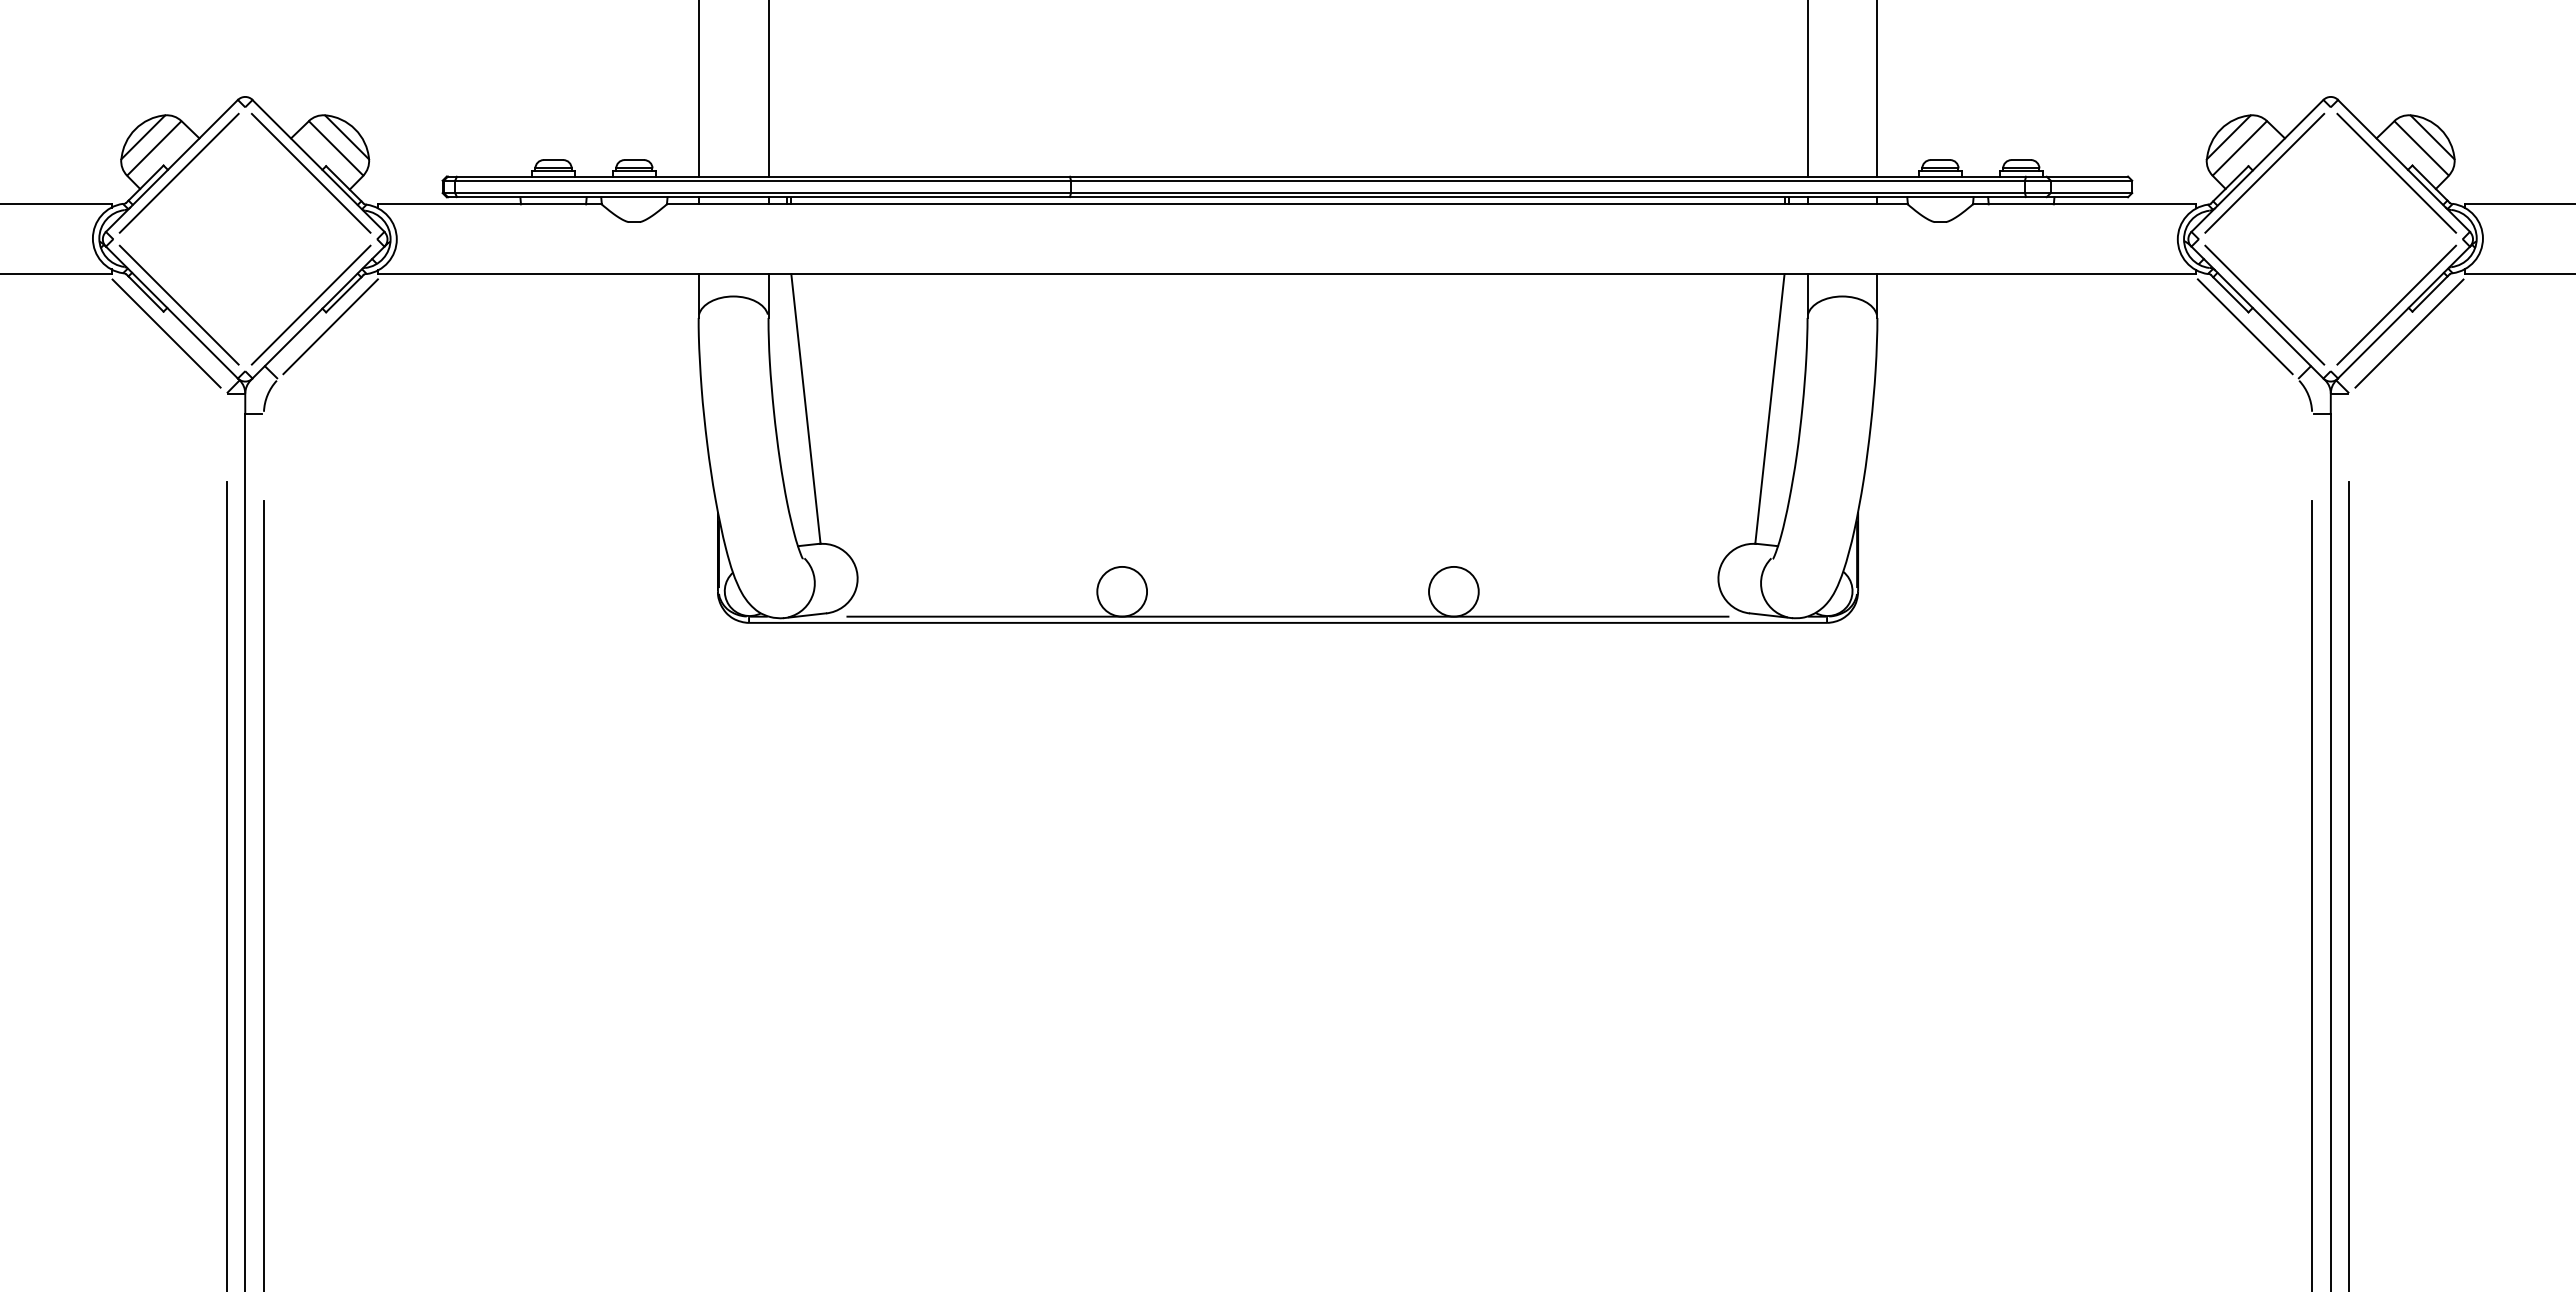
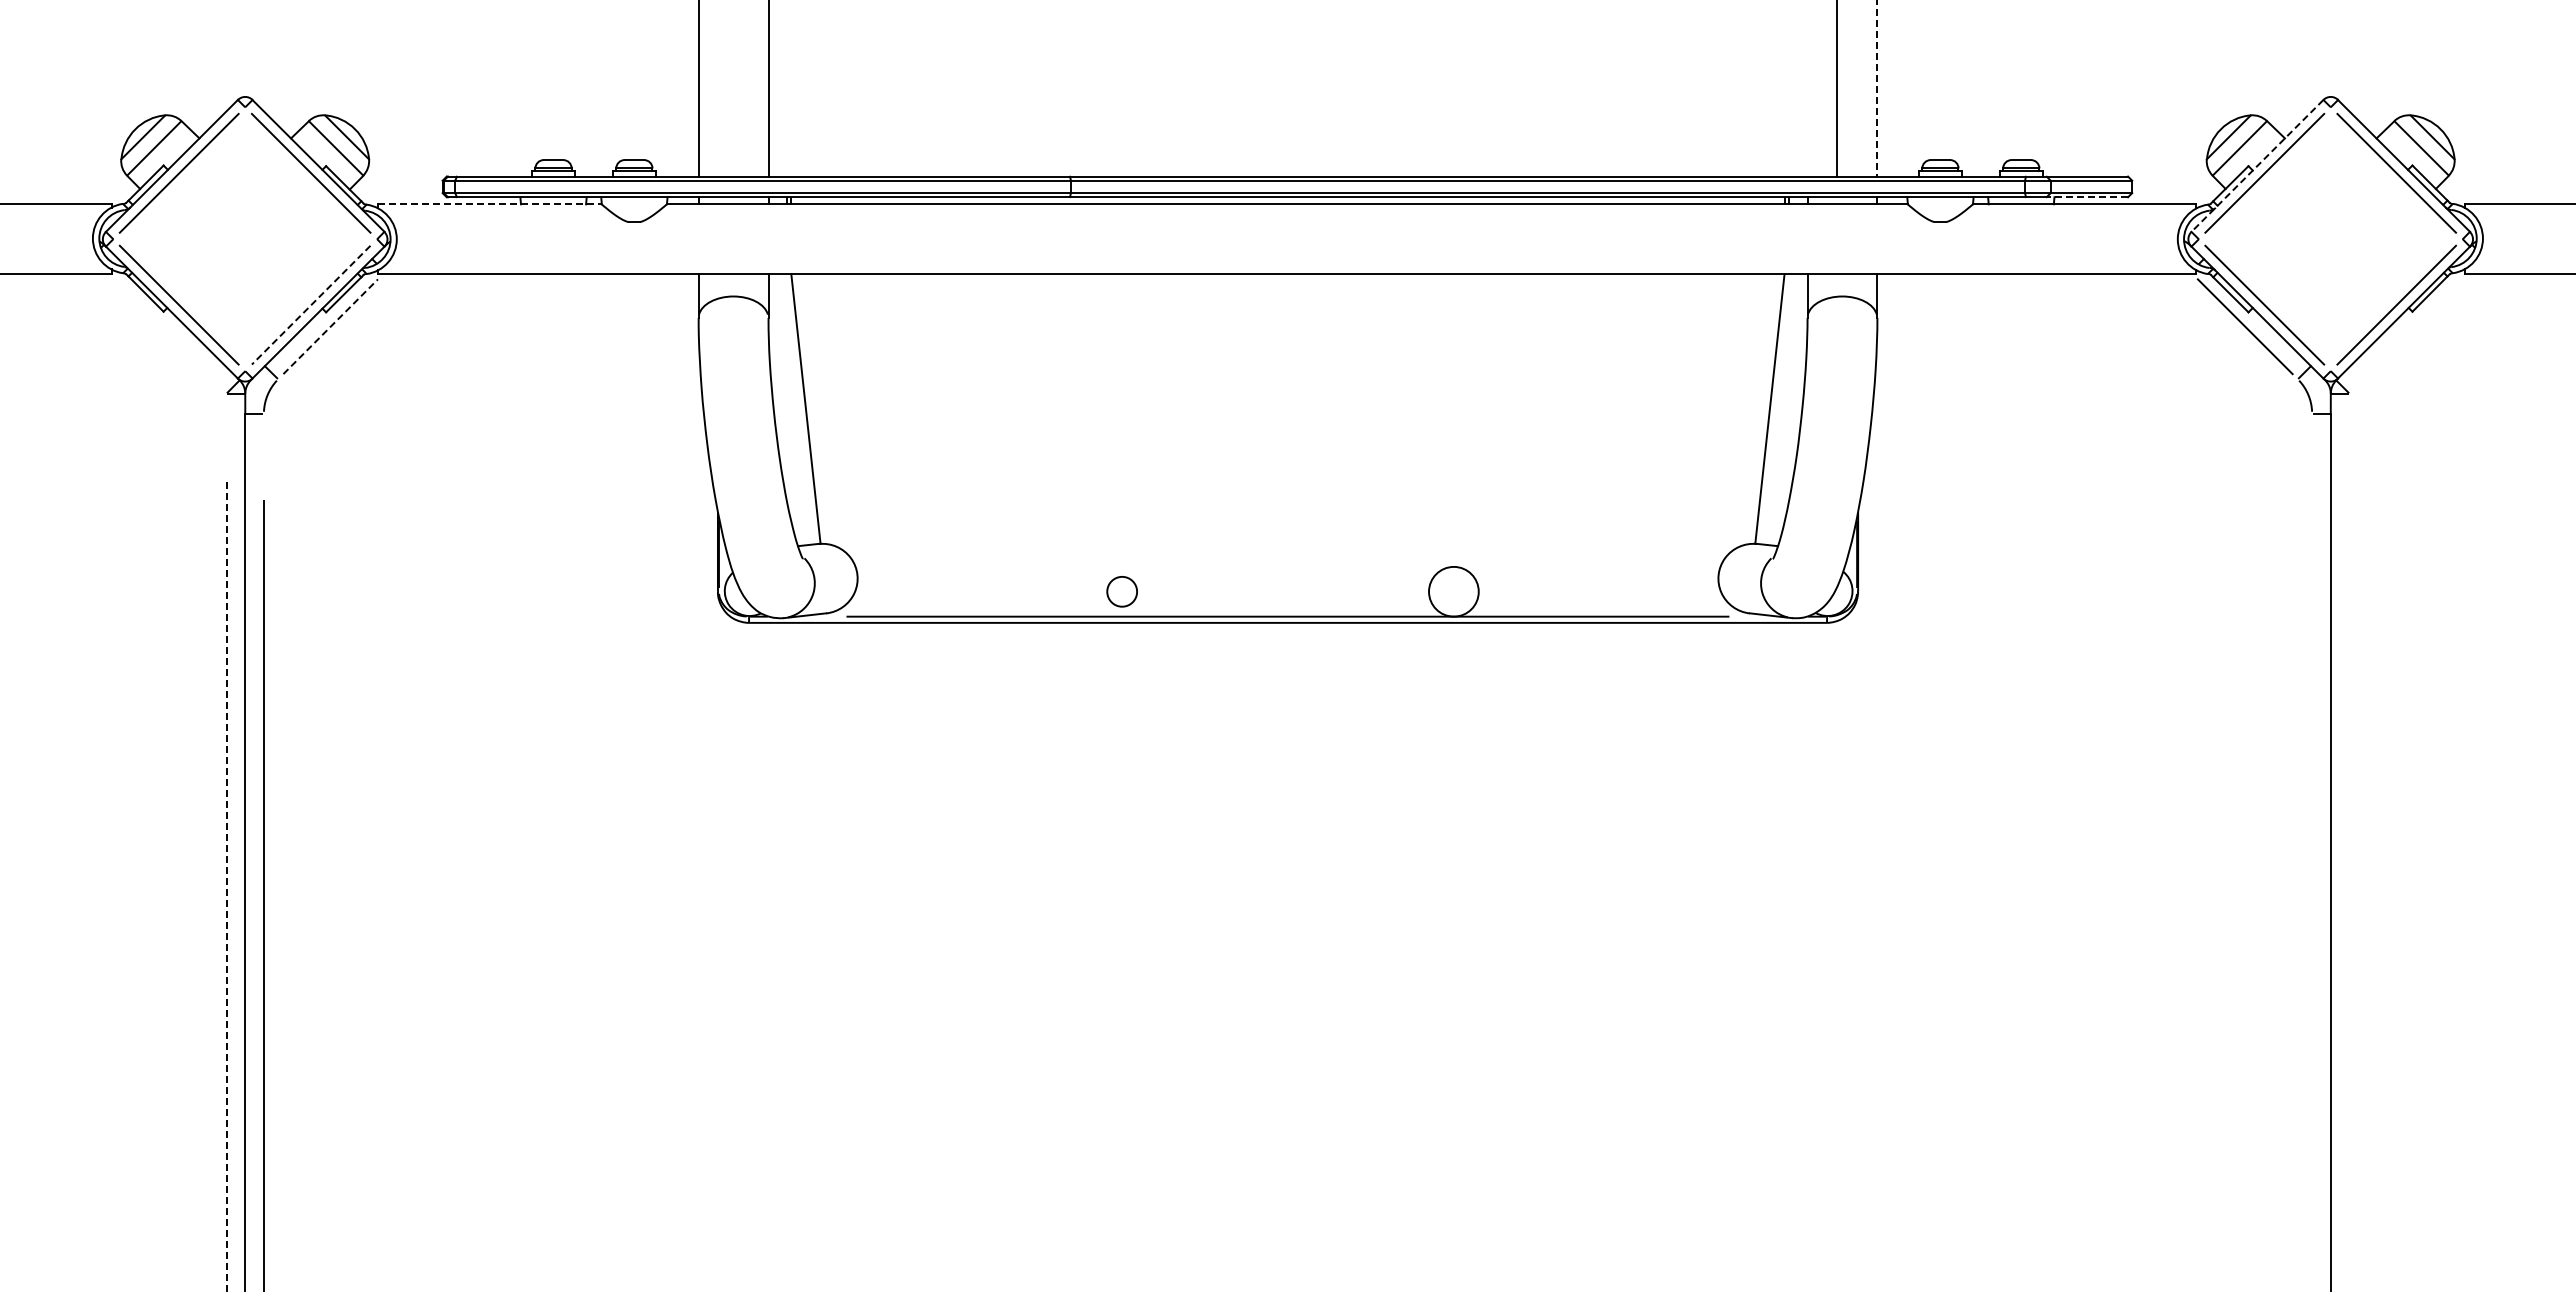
line: solid -> dashed (1877, 88)
line position: (1807, 89) -> (1836, 89) (1836, 89)
line: solid -> dashed (2257, 166)
line: solid -> dashed (2087, 197)
line: solid -> dashed (490, 204)
line: solid -> dashed (311, 305)
line: solid -> dashed (330, 326)
line: present -> none (166, 333)
line: present -> none (2409, 333)
circle diameter: 50 px -> 30 px (1122, 591)
line: present -> none (2349, 885)
line: solid -> dashed (226, 887)
line: present -> none (2312, 894)
